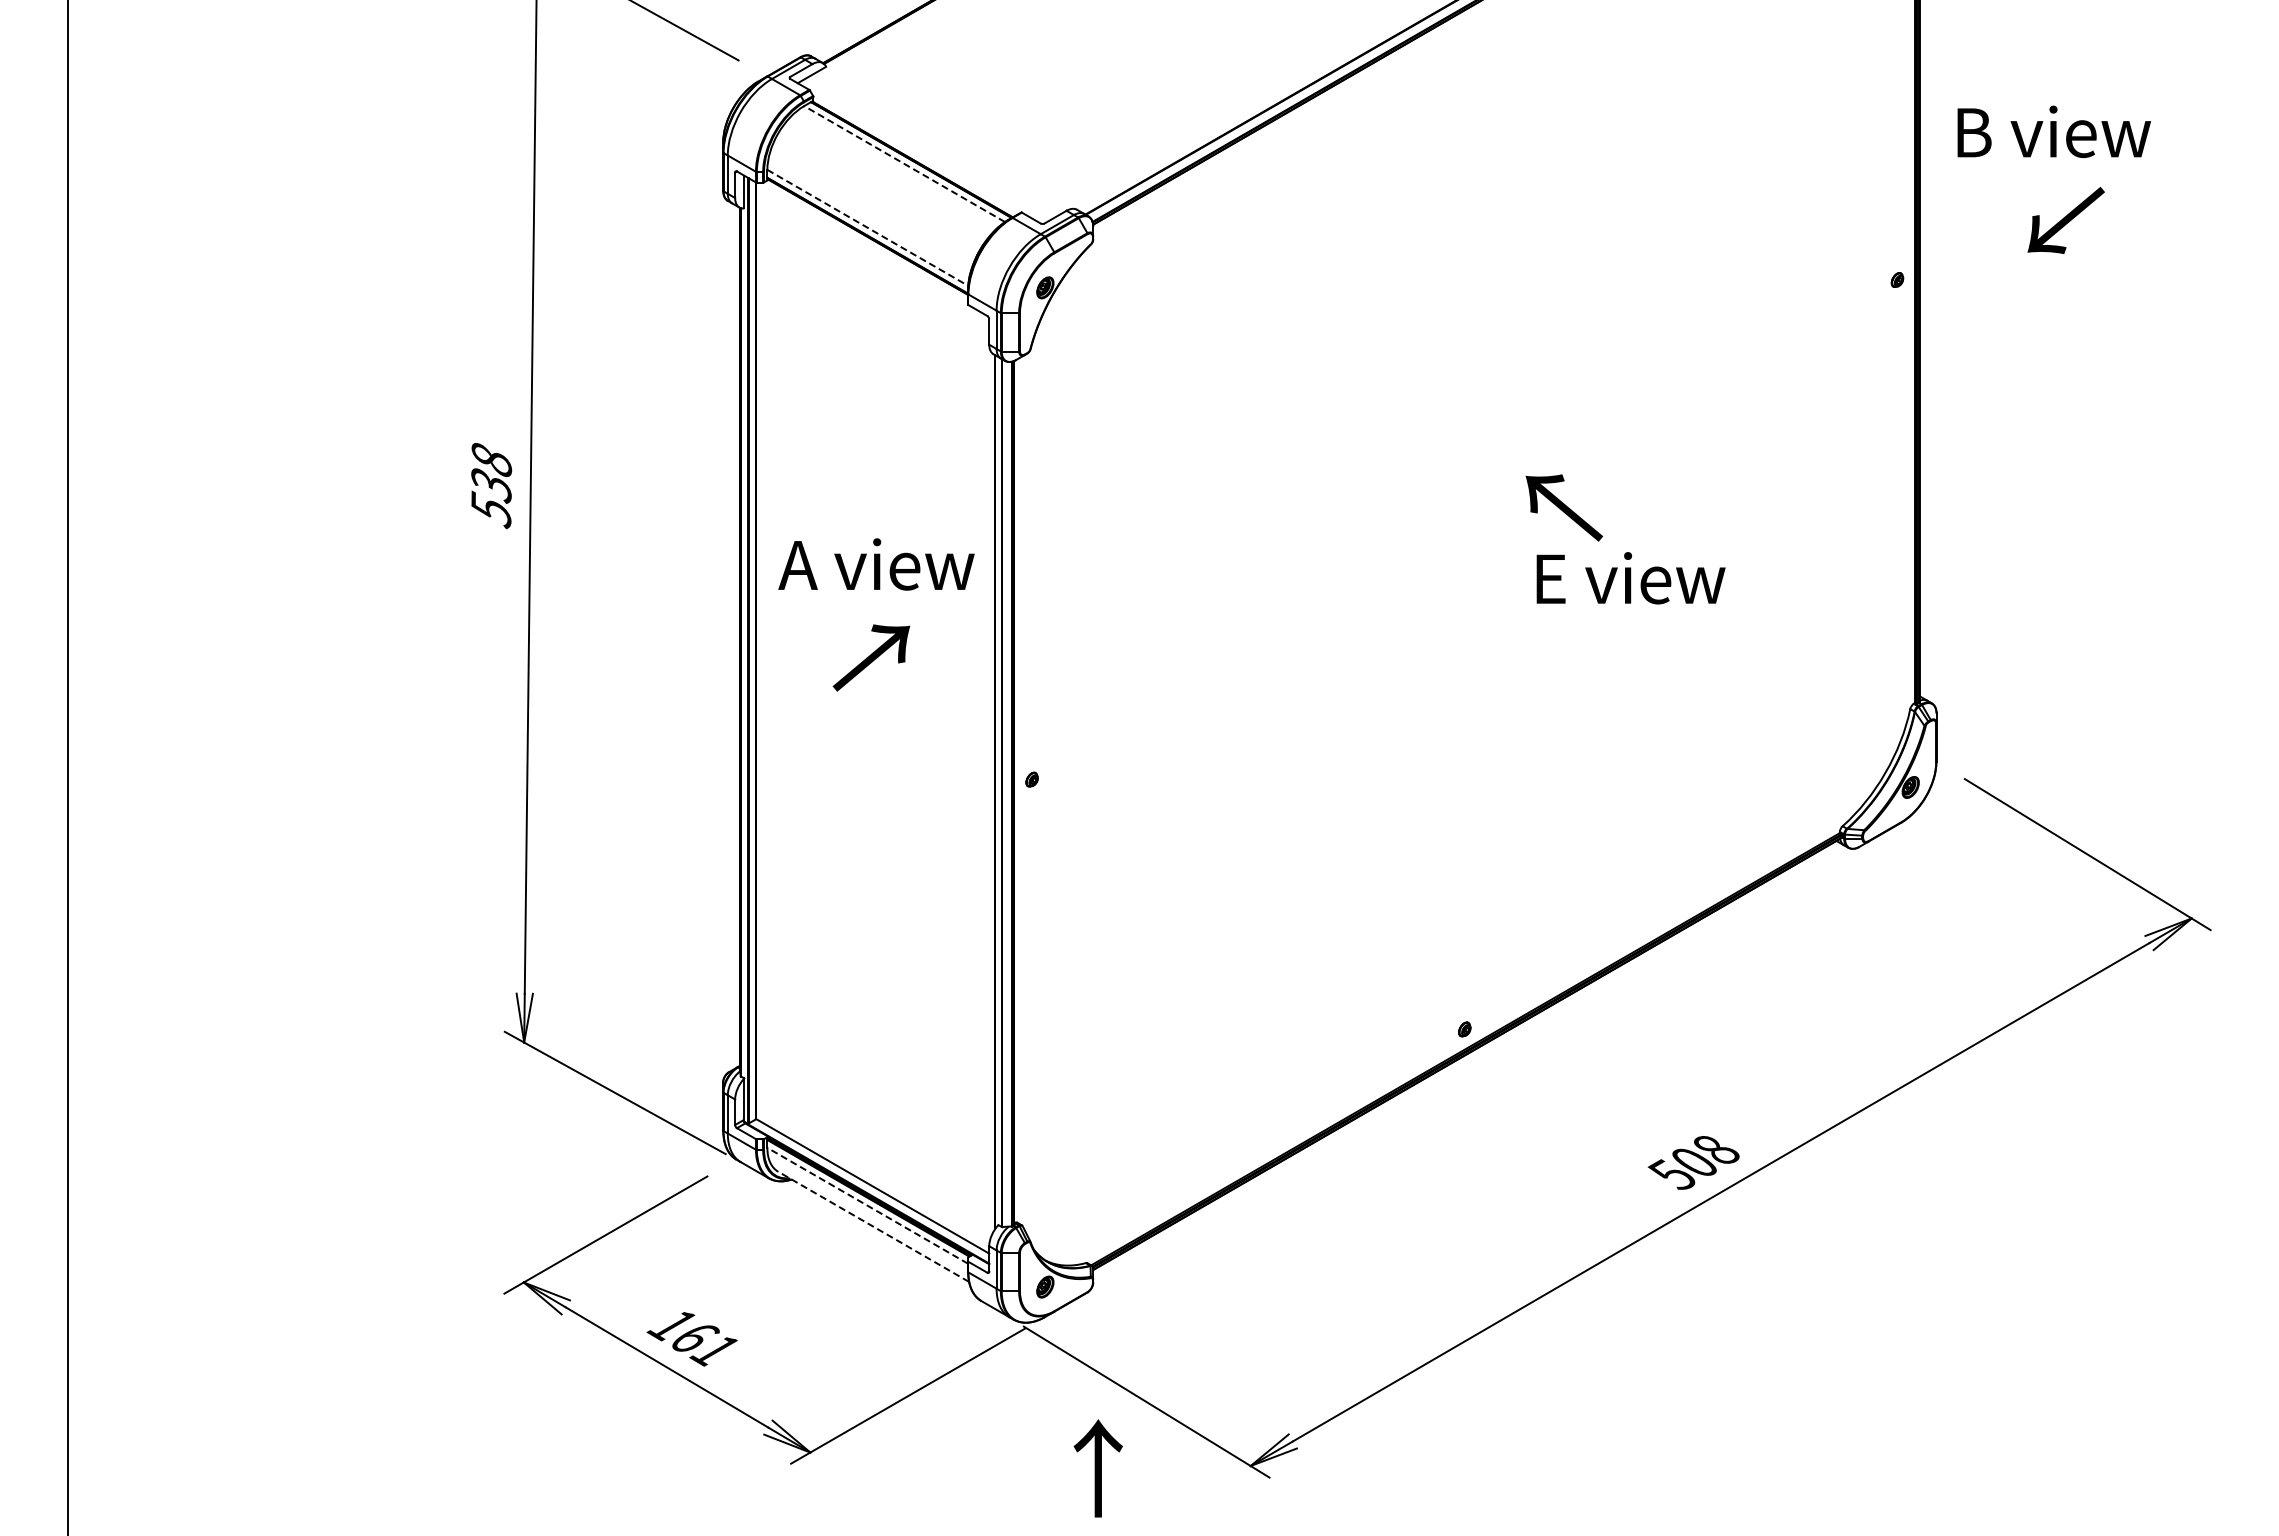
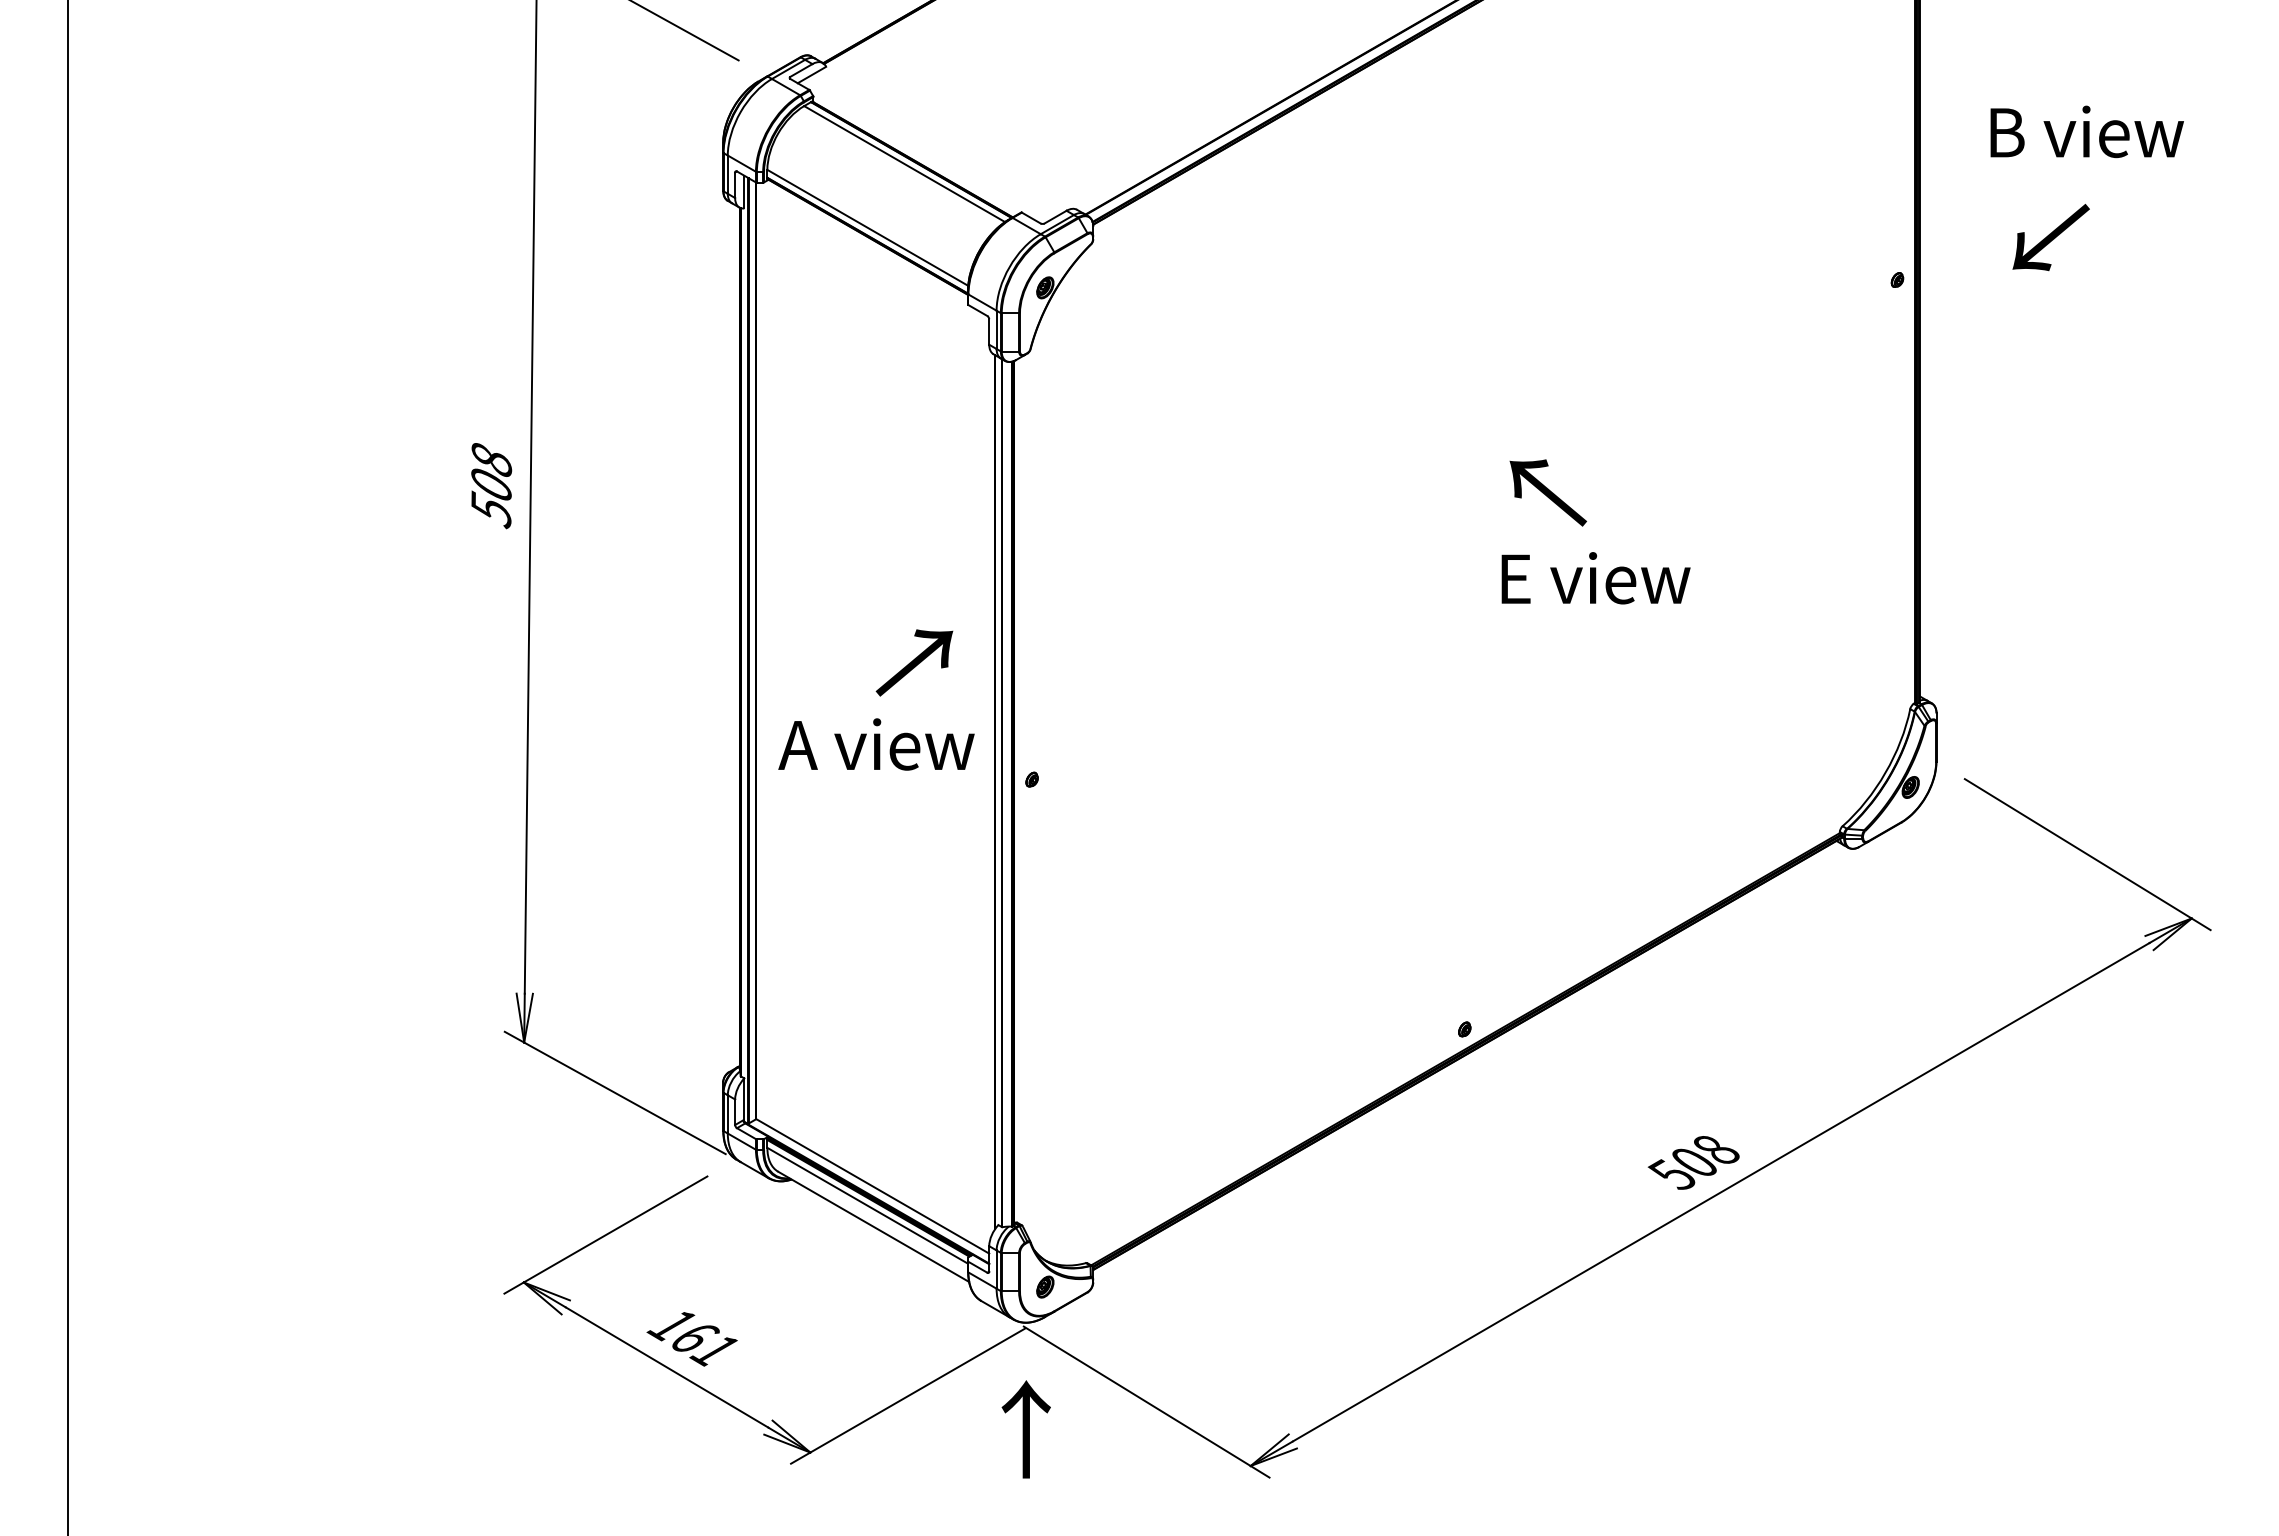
text position: (2053, 131) -> (2086, 131) (2086, 131)
line: dashed -> solid (904, 164)
text position: (2065, 220) -> (2050, 237) (2050, 237)
line: dashed -> solid (867, 227)
text: 538 -> 508 (491, 485)
text position: (1563, 507) -> (1547, 492) (1547, 492)
text position: (876, 564) -> (876, 744) (876, 744)
text position: (1630, 578) -> (1595, 578) (1595, 578)
text position: (871, 657) -> (914, 662) (914, 662)
line: dashed -> solid (867, 1205)
line: dashed -> solid (873, 1226)
text position: (1097, 1468) -> (1025, 1429) (1025, 1429)
